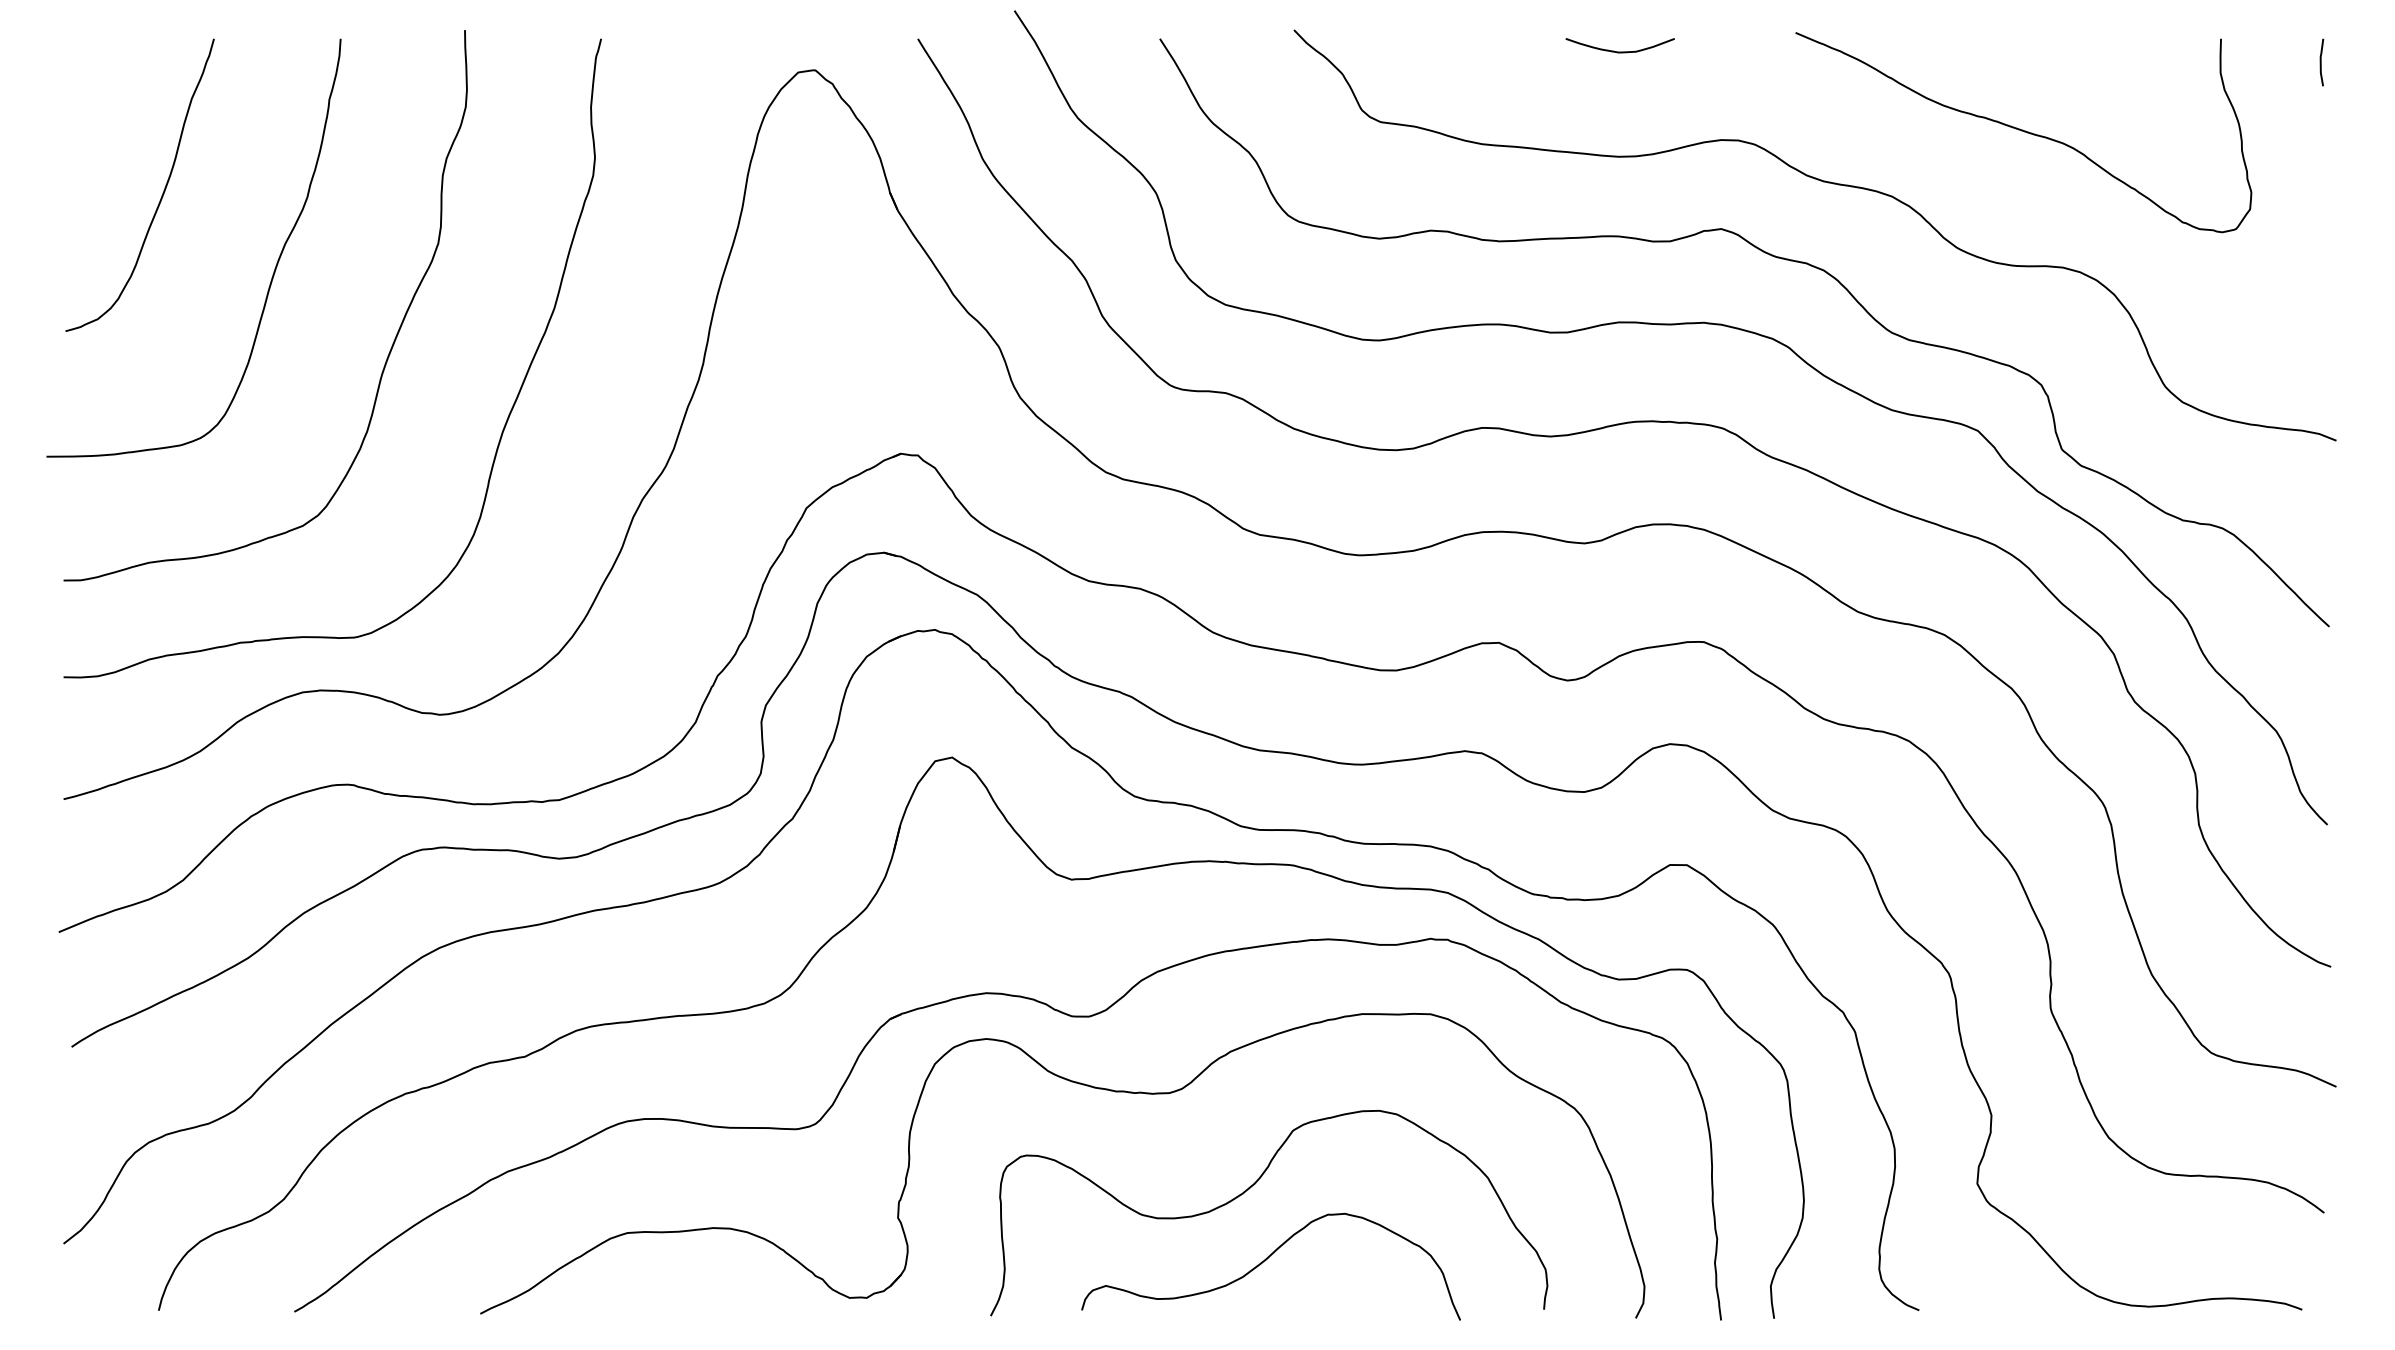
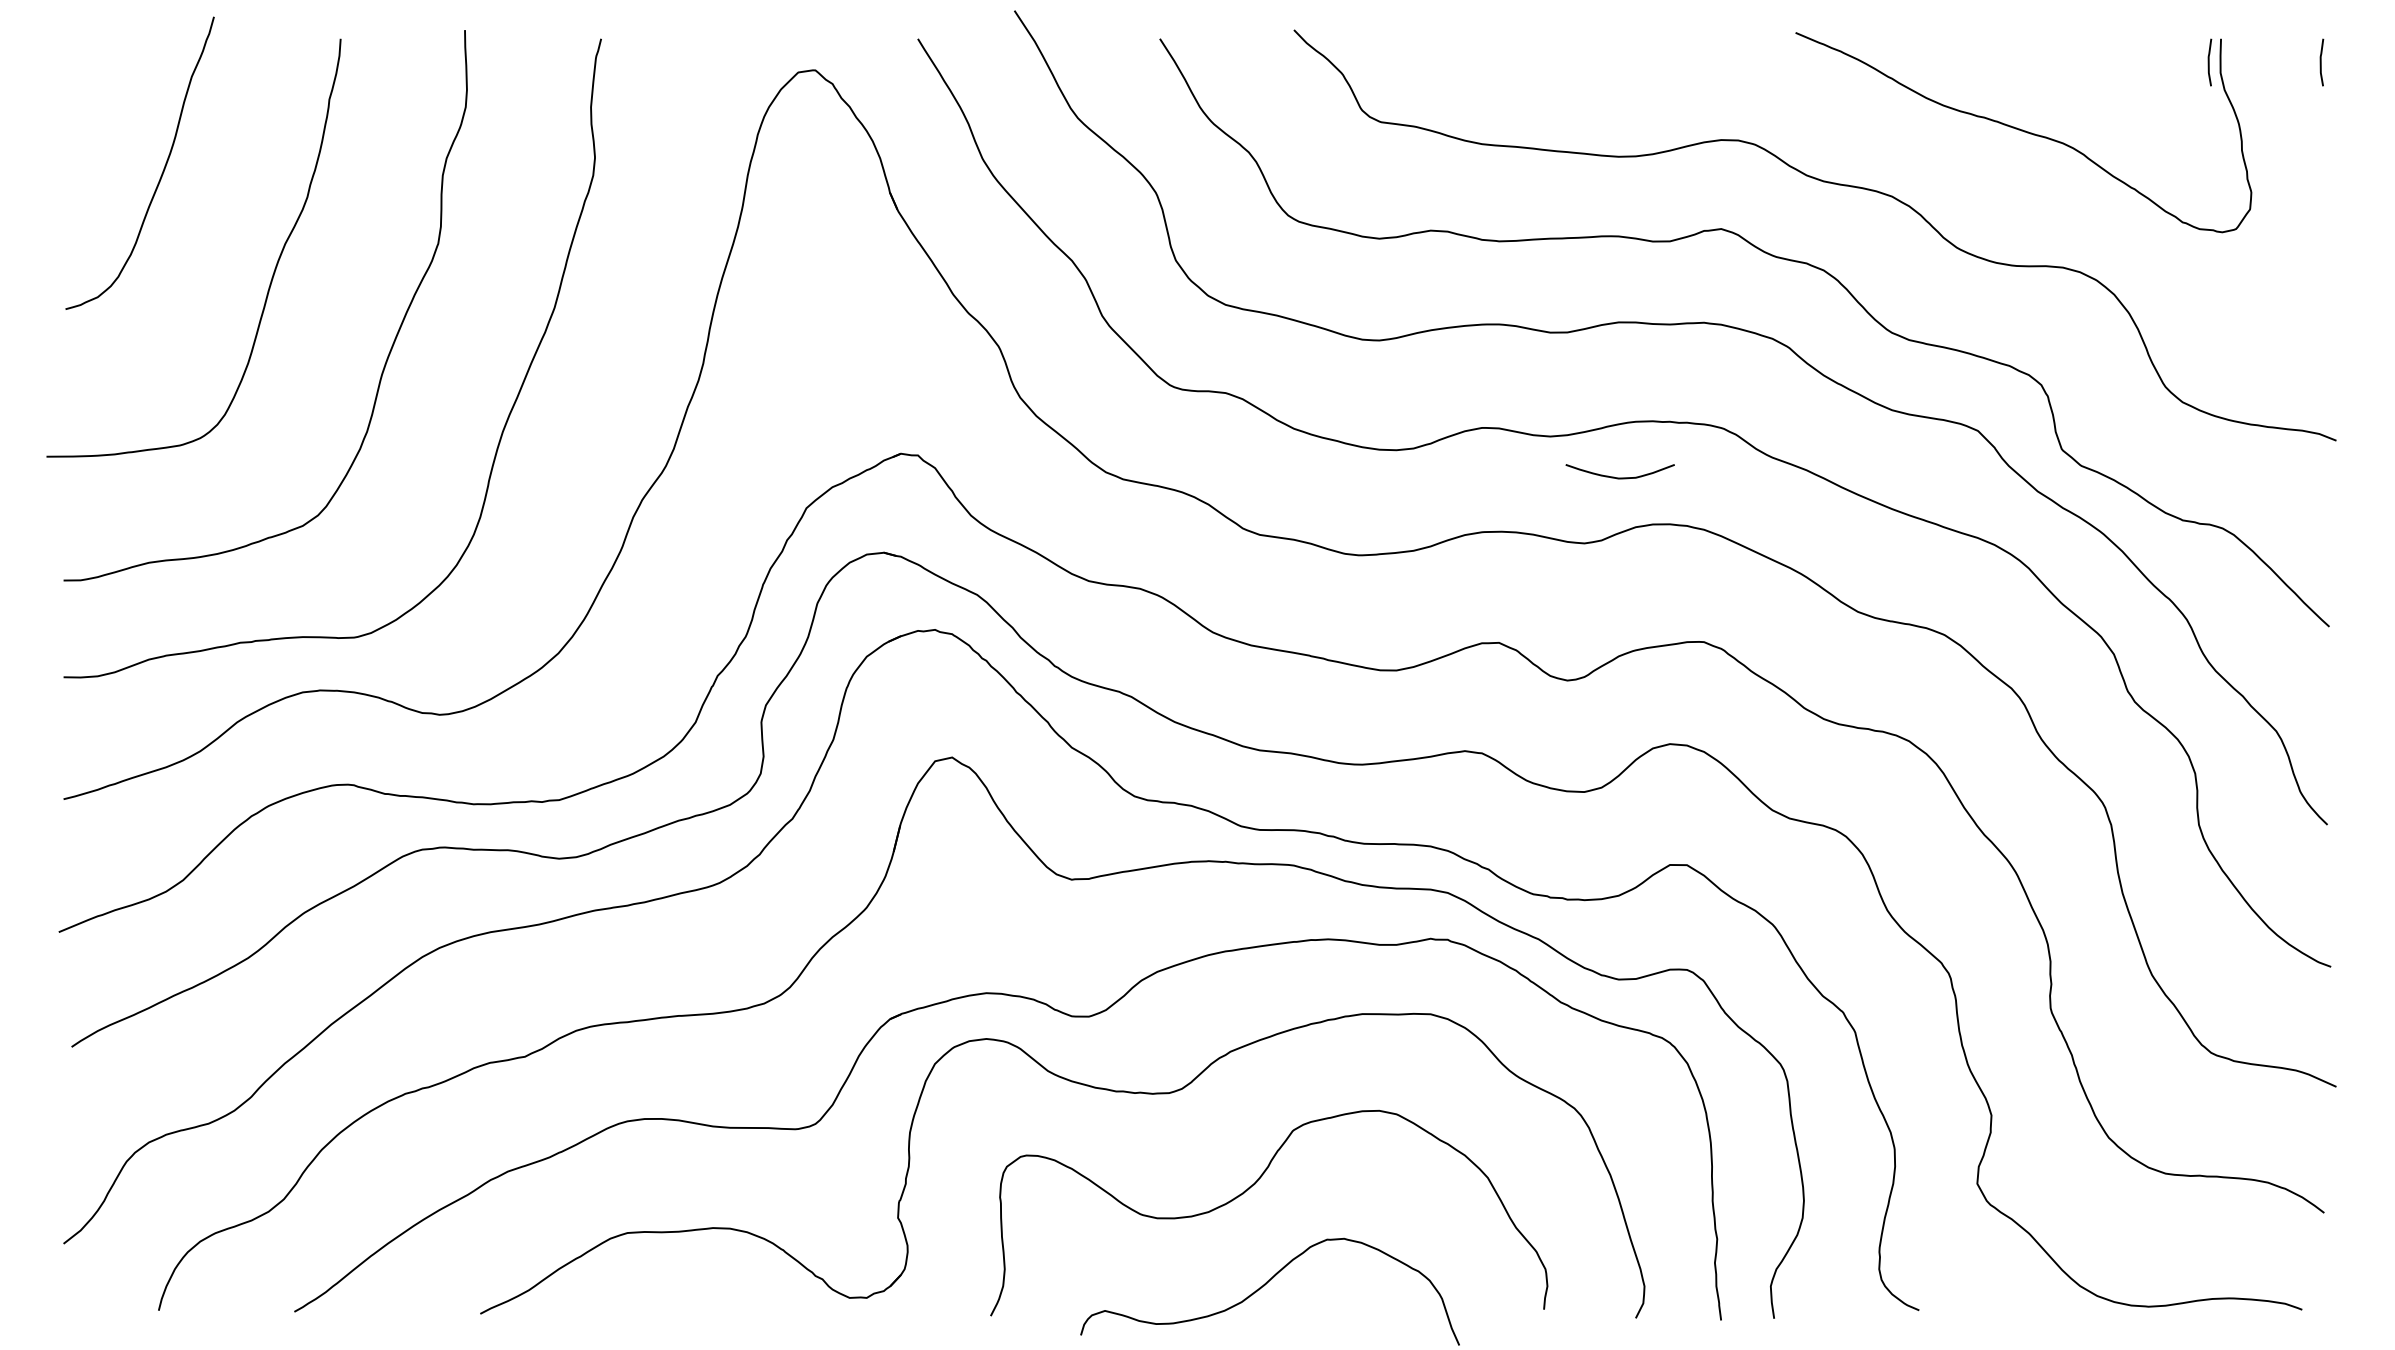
curve position: (1619, 51) -> (1619, 477) (1619, 477)
curve: none -> present (2209, 62)
curve position: (161, 195) -> (161, 173) (161, 173)
curve position: (1265, 1261) -> (1264, 1286) (1264, 1286)
